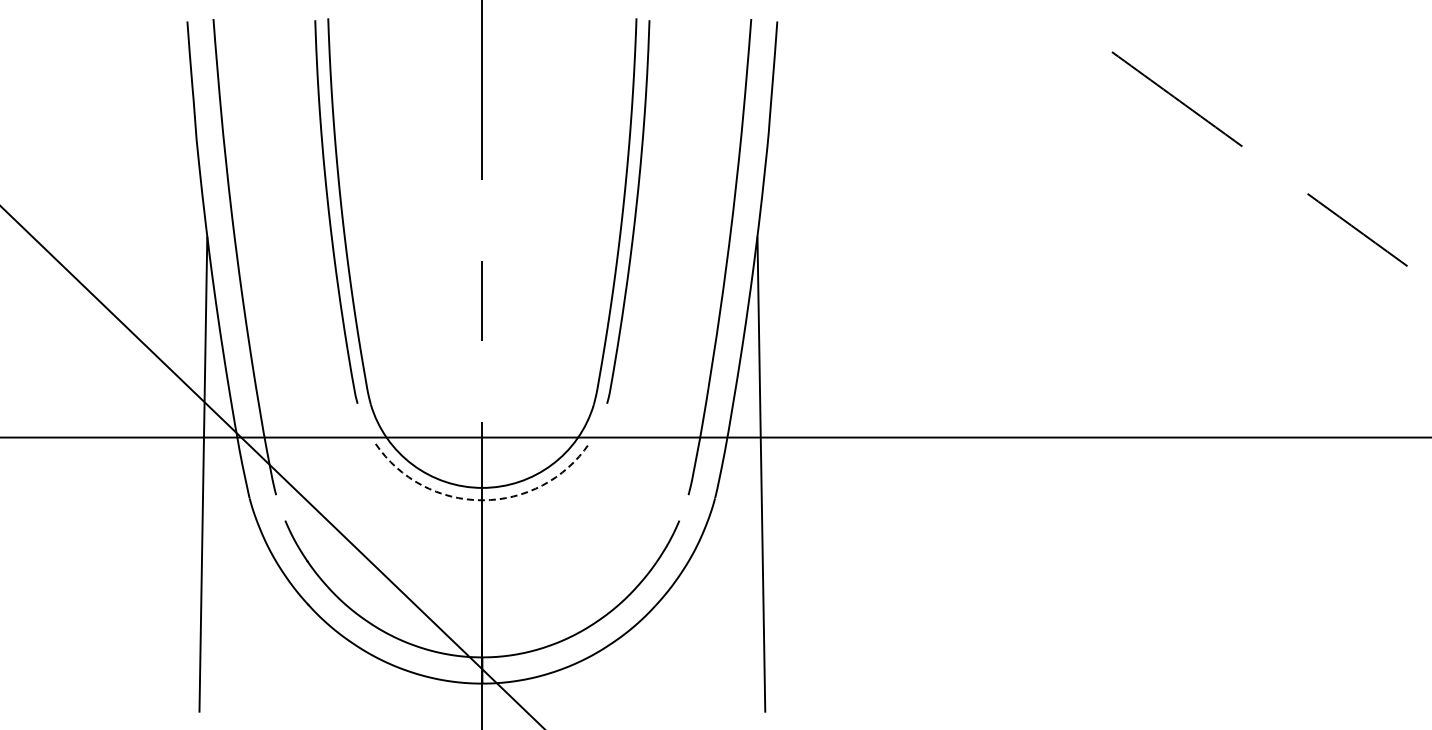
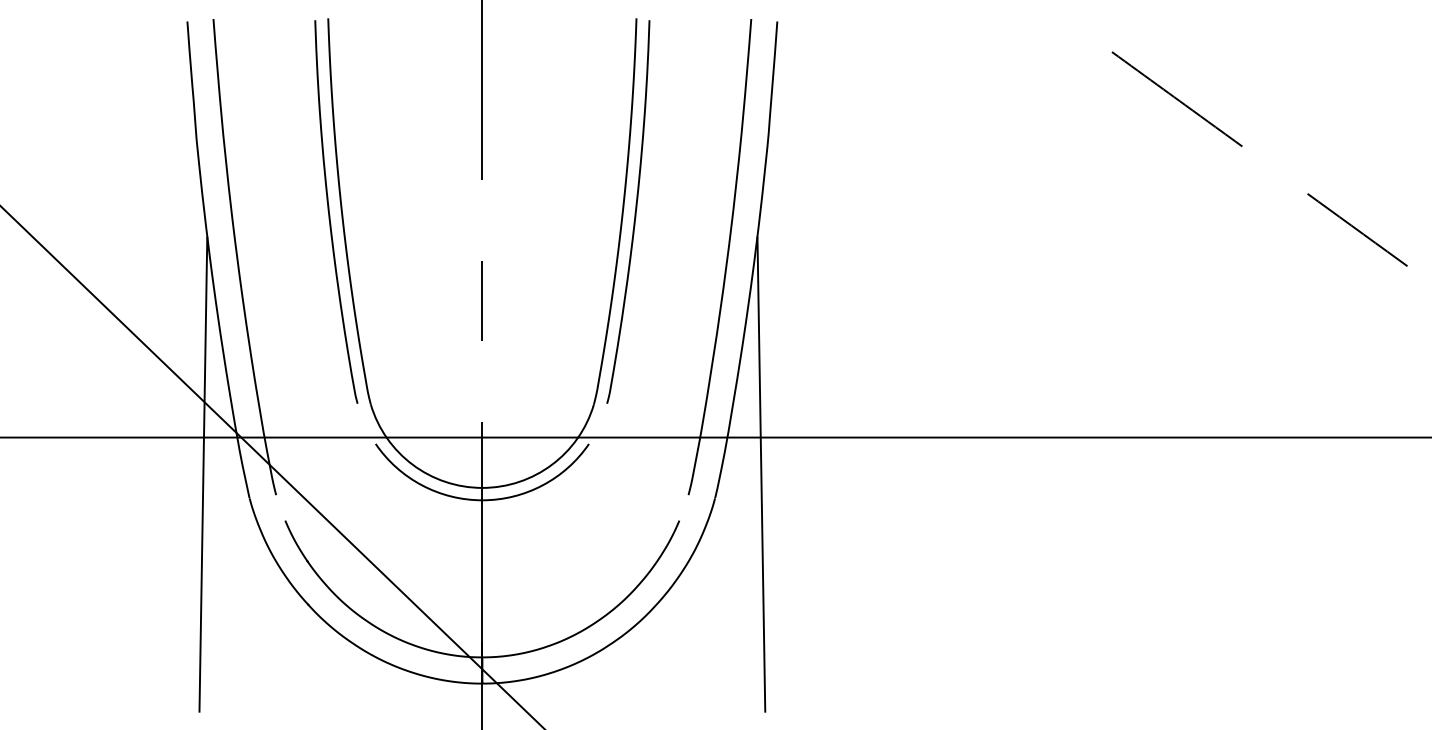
arc: dashed -> solid (482, 500)
